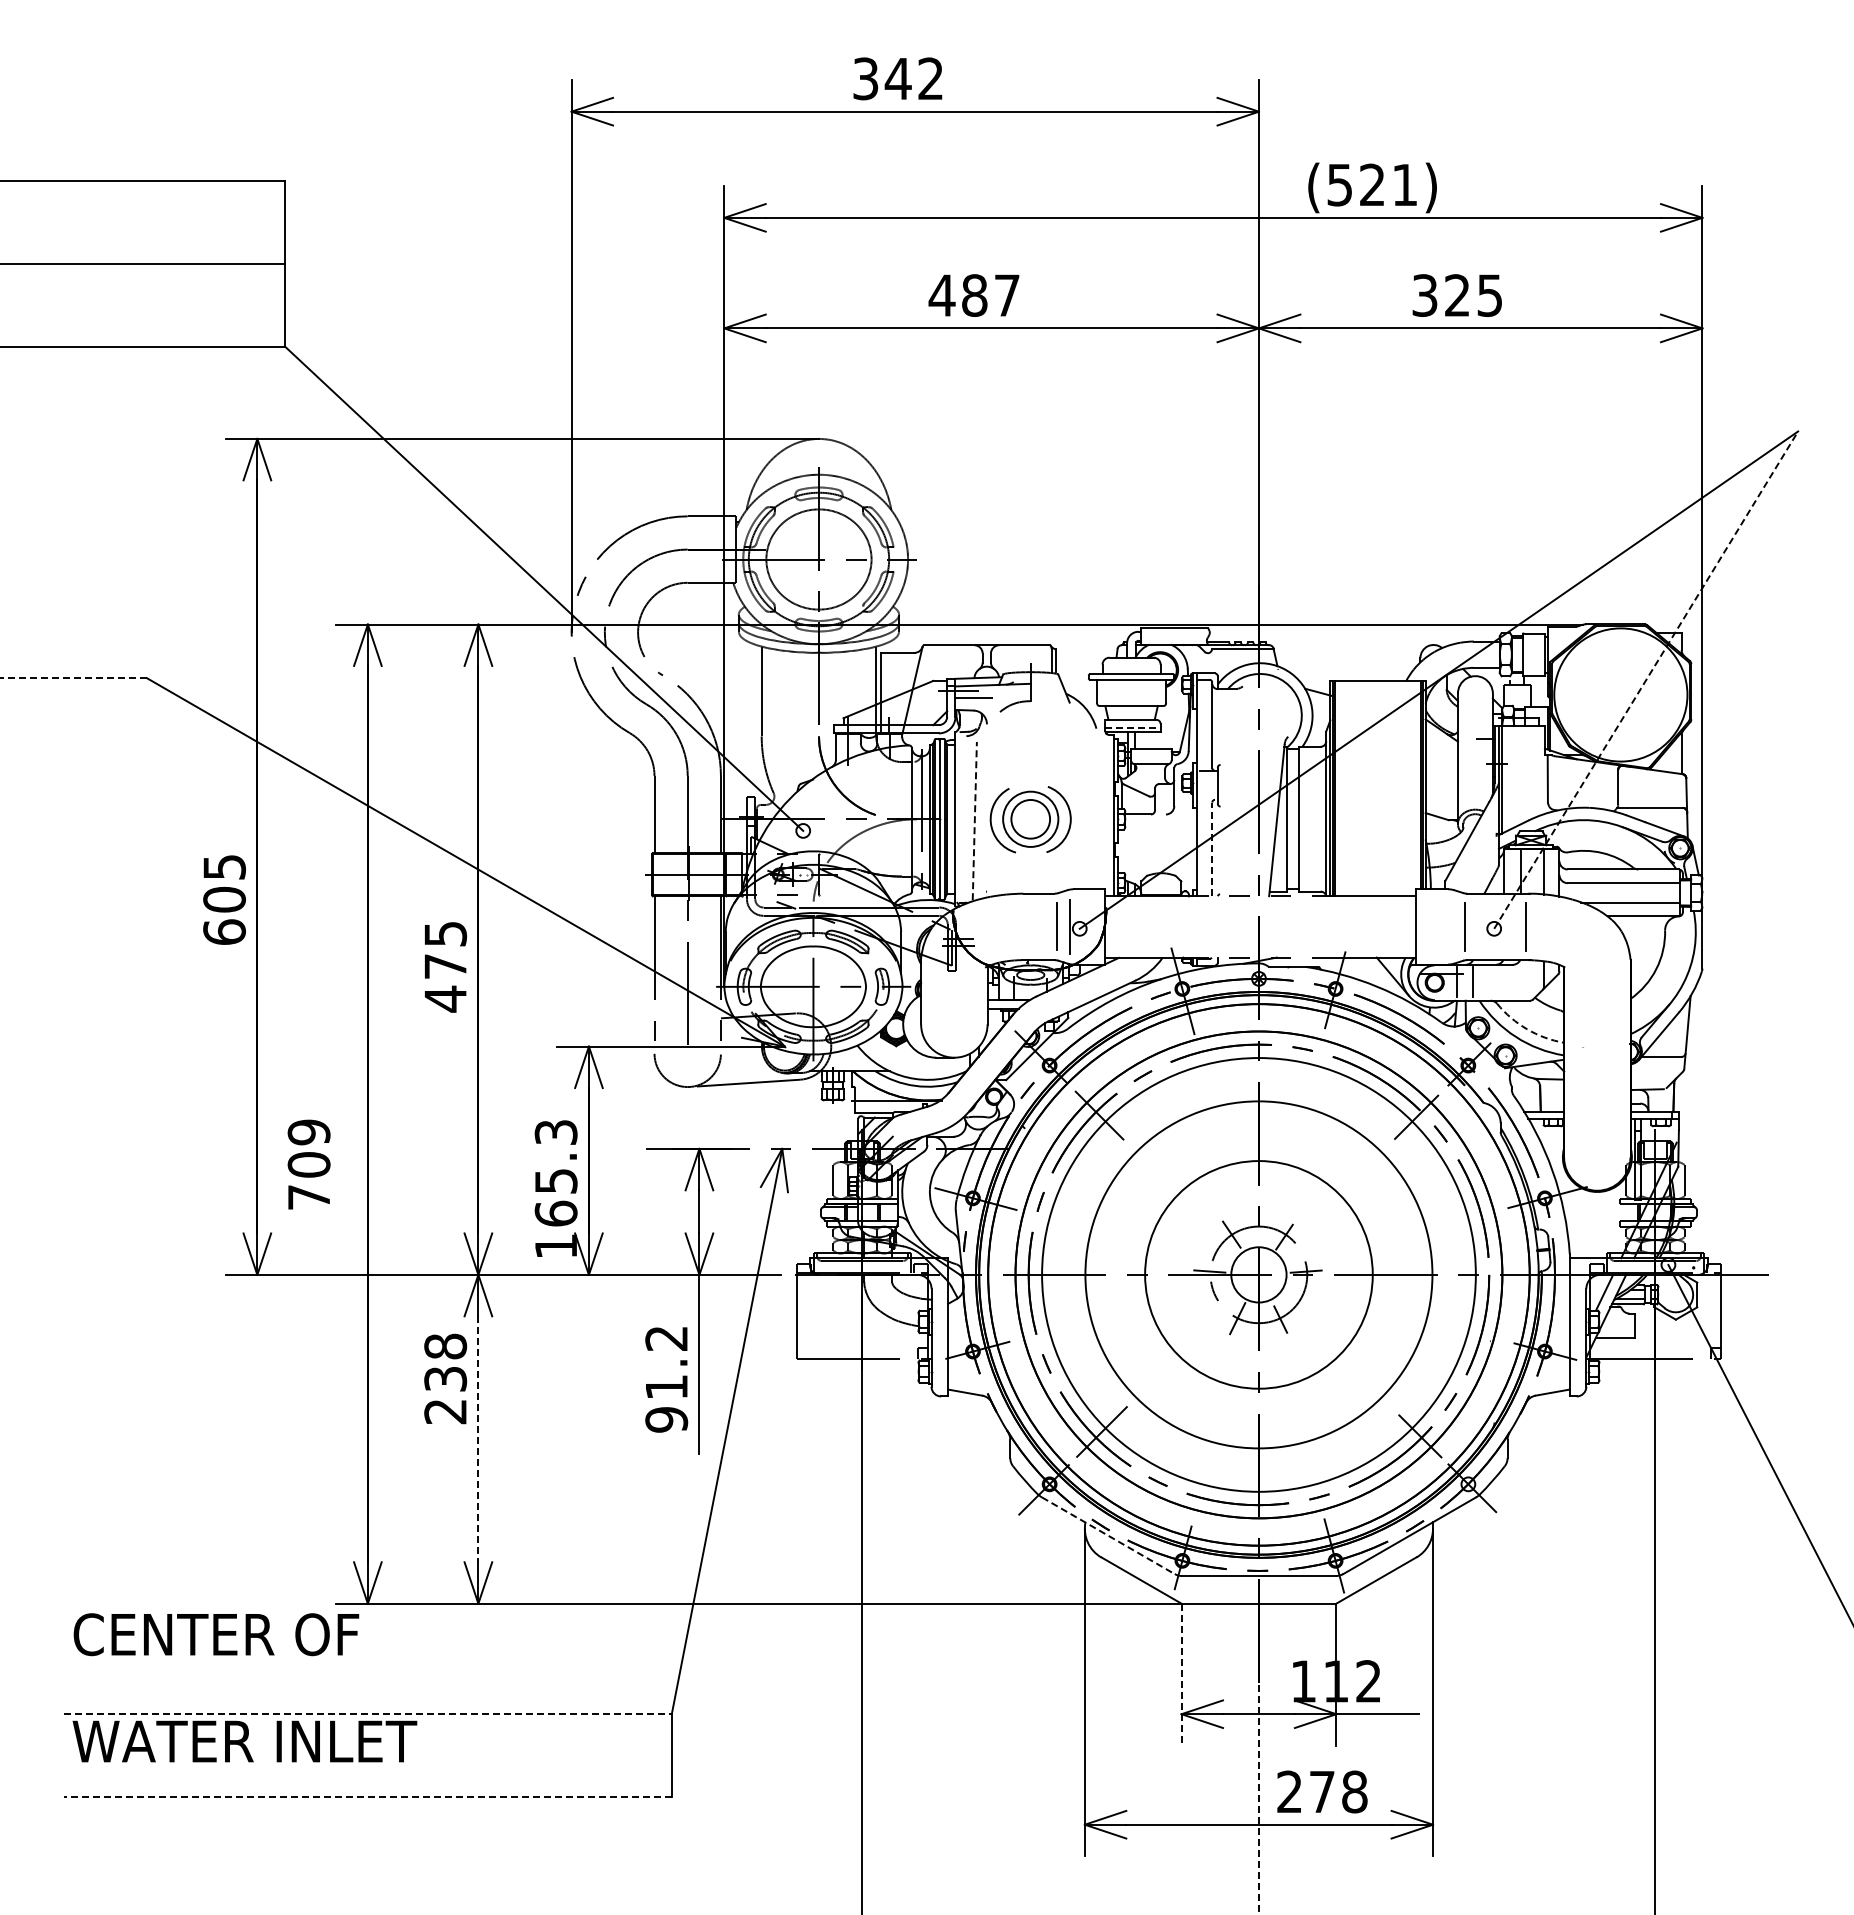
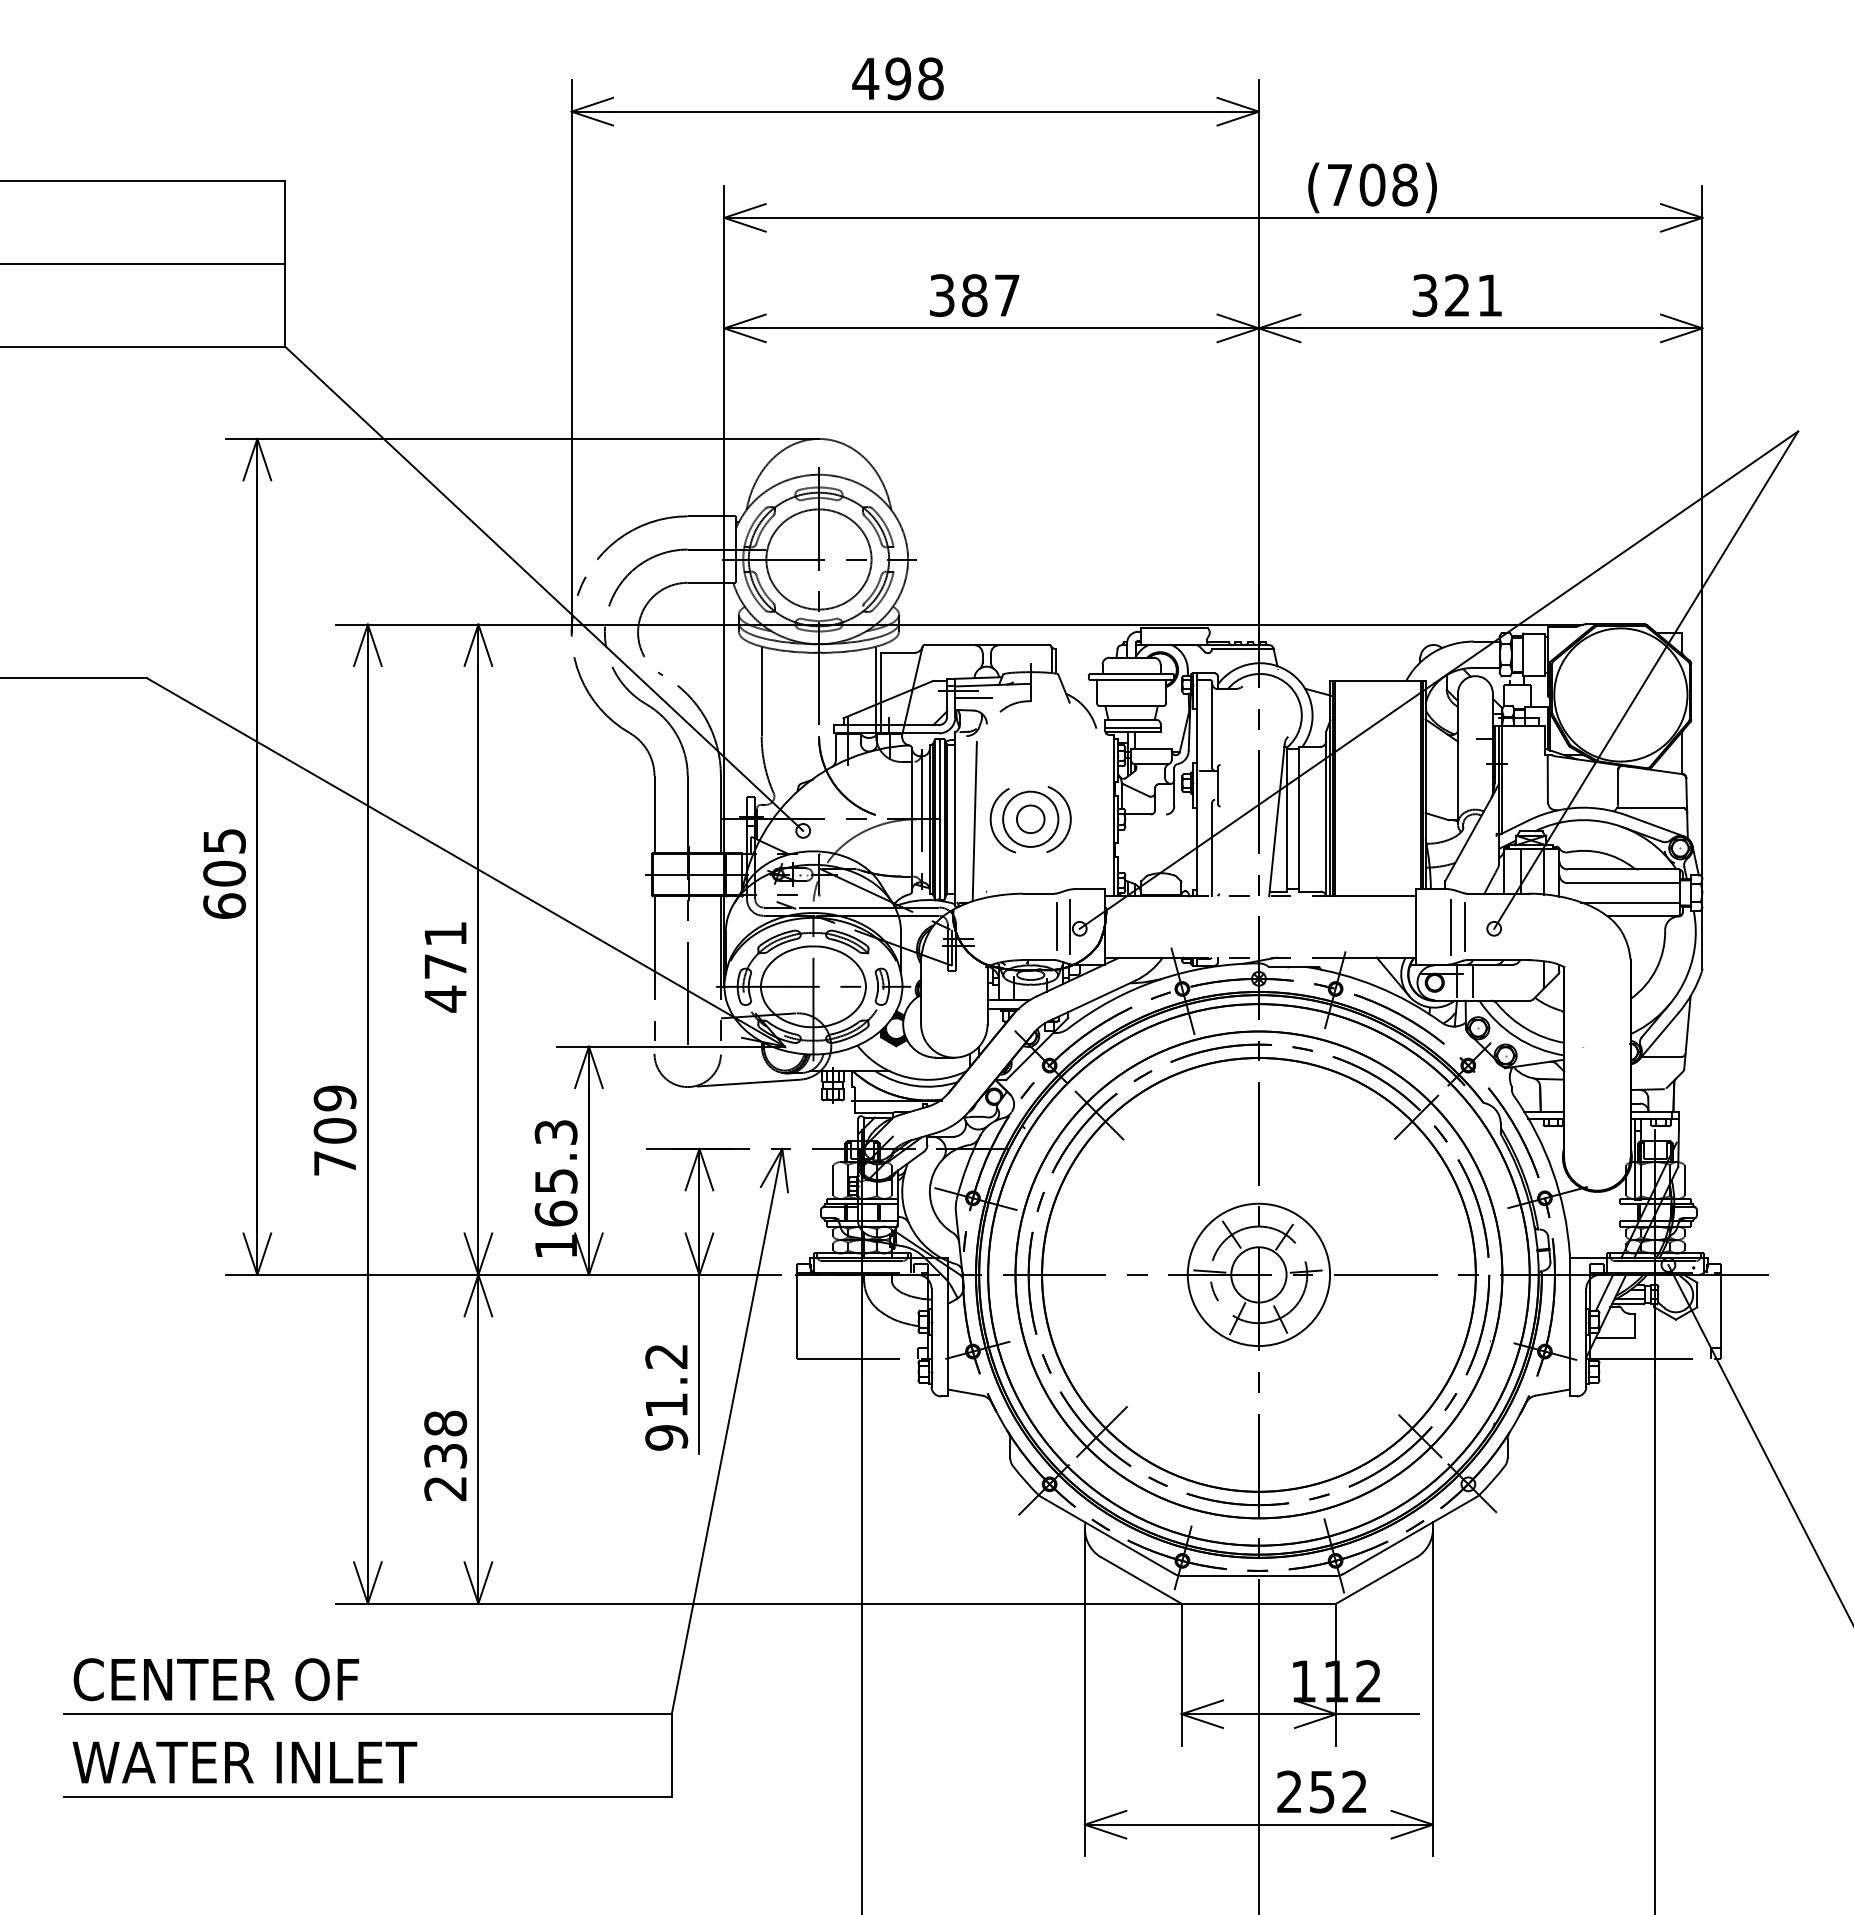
text: 342 -> 498 (897, 78)
text: (521) -> (708) (1372, 184)
text: 487 -> 387 (941, 295)
text: 325 -> 321 (1489, 295)
line: dashed -> solid (72, 678)
line: dashed -> solid (1646, 679)
line: dashed -> solid (1132, 727)
circle diameter: 39 px -> 28 px (1030, 819)
line: dashed -> solid (974, 820)
line: dashed -> solid (1212, 849)
text position: (224, 899) -> (224, 873) (224, 873)
line: none -> present (1450, 926)
line: present -> none (1525, 926)
text: 475 -> 471 (445, 934)
arc: dashed -> solid (1527, 1029)
text position: (308, 1164) -> (334, 1130) (334, 1130)
circle diameter: 228 px -> 142 px (1258, 1274)
circle diameter: 347 px -> 434 px (1258, 1274)
text position: (445, 1378) -> (445, 1455) (445, 1455)
text position: (666, 1379) -> (666, 1397) (666, 1397)
line: dashed -> solid (478, 1439)
line: dashed -> solid (1108, 1535)
text position: (216, 1634) -> (216, 1679) (216, 1679)
line: dashed -> solid (1181, 1675)
line: dashed -> solid (367, 1714)
text position: (244, 1741) -> (244, 1762) (244, 1762)
text: 278 -> 252 (1338, 1791)
line: dashed -> solid (1258, 1794)
line: dashed -> solid (367, 1797)
